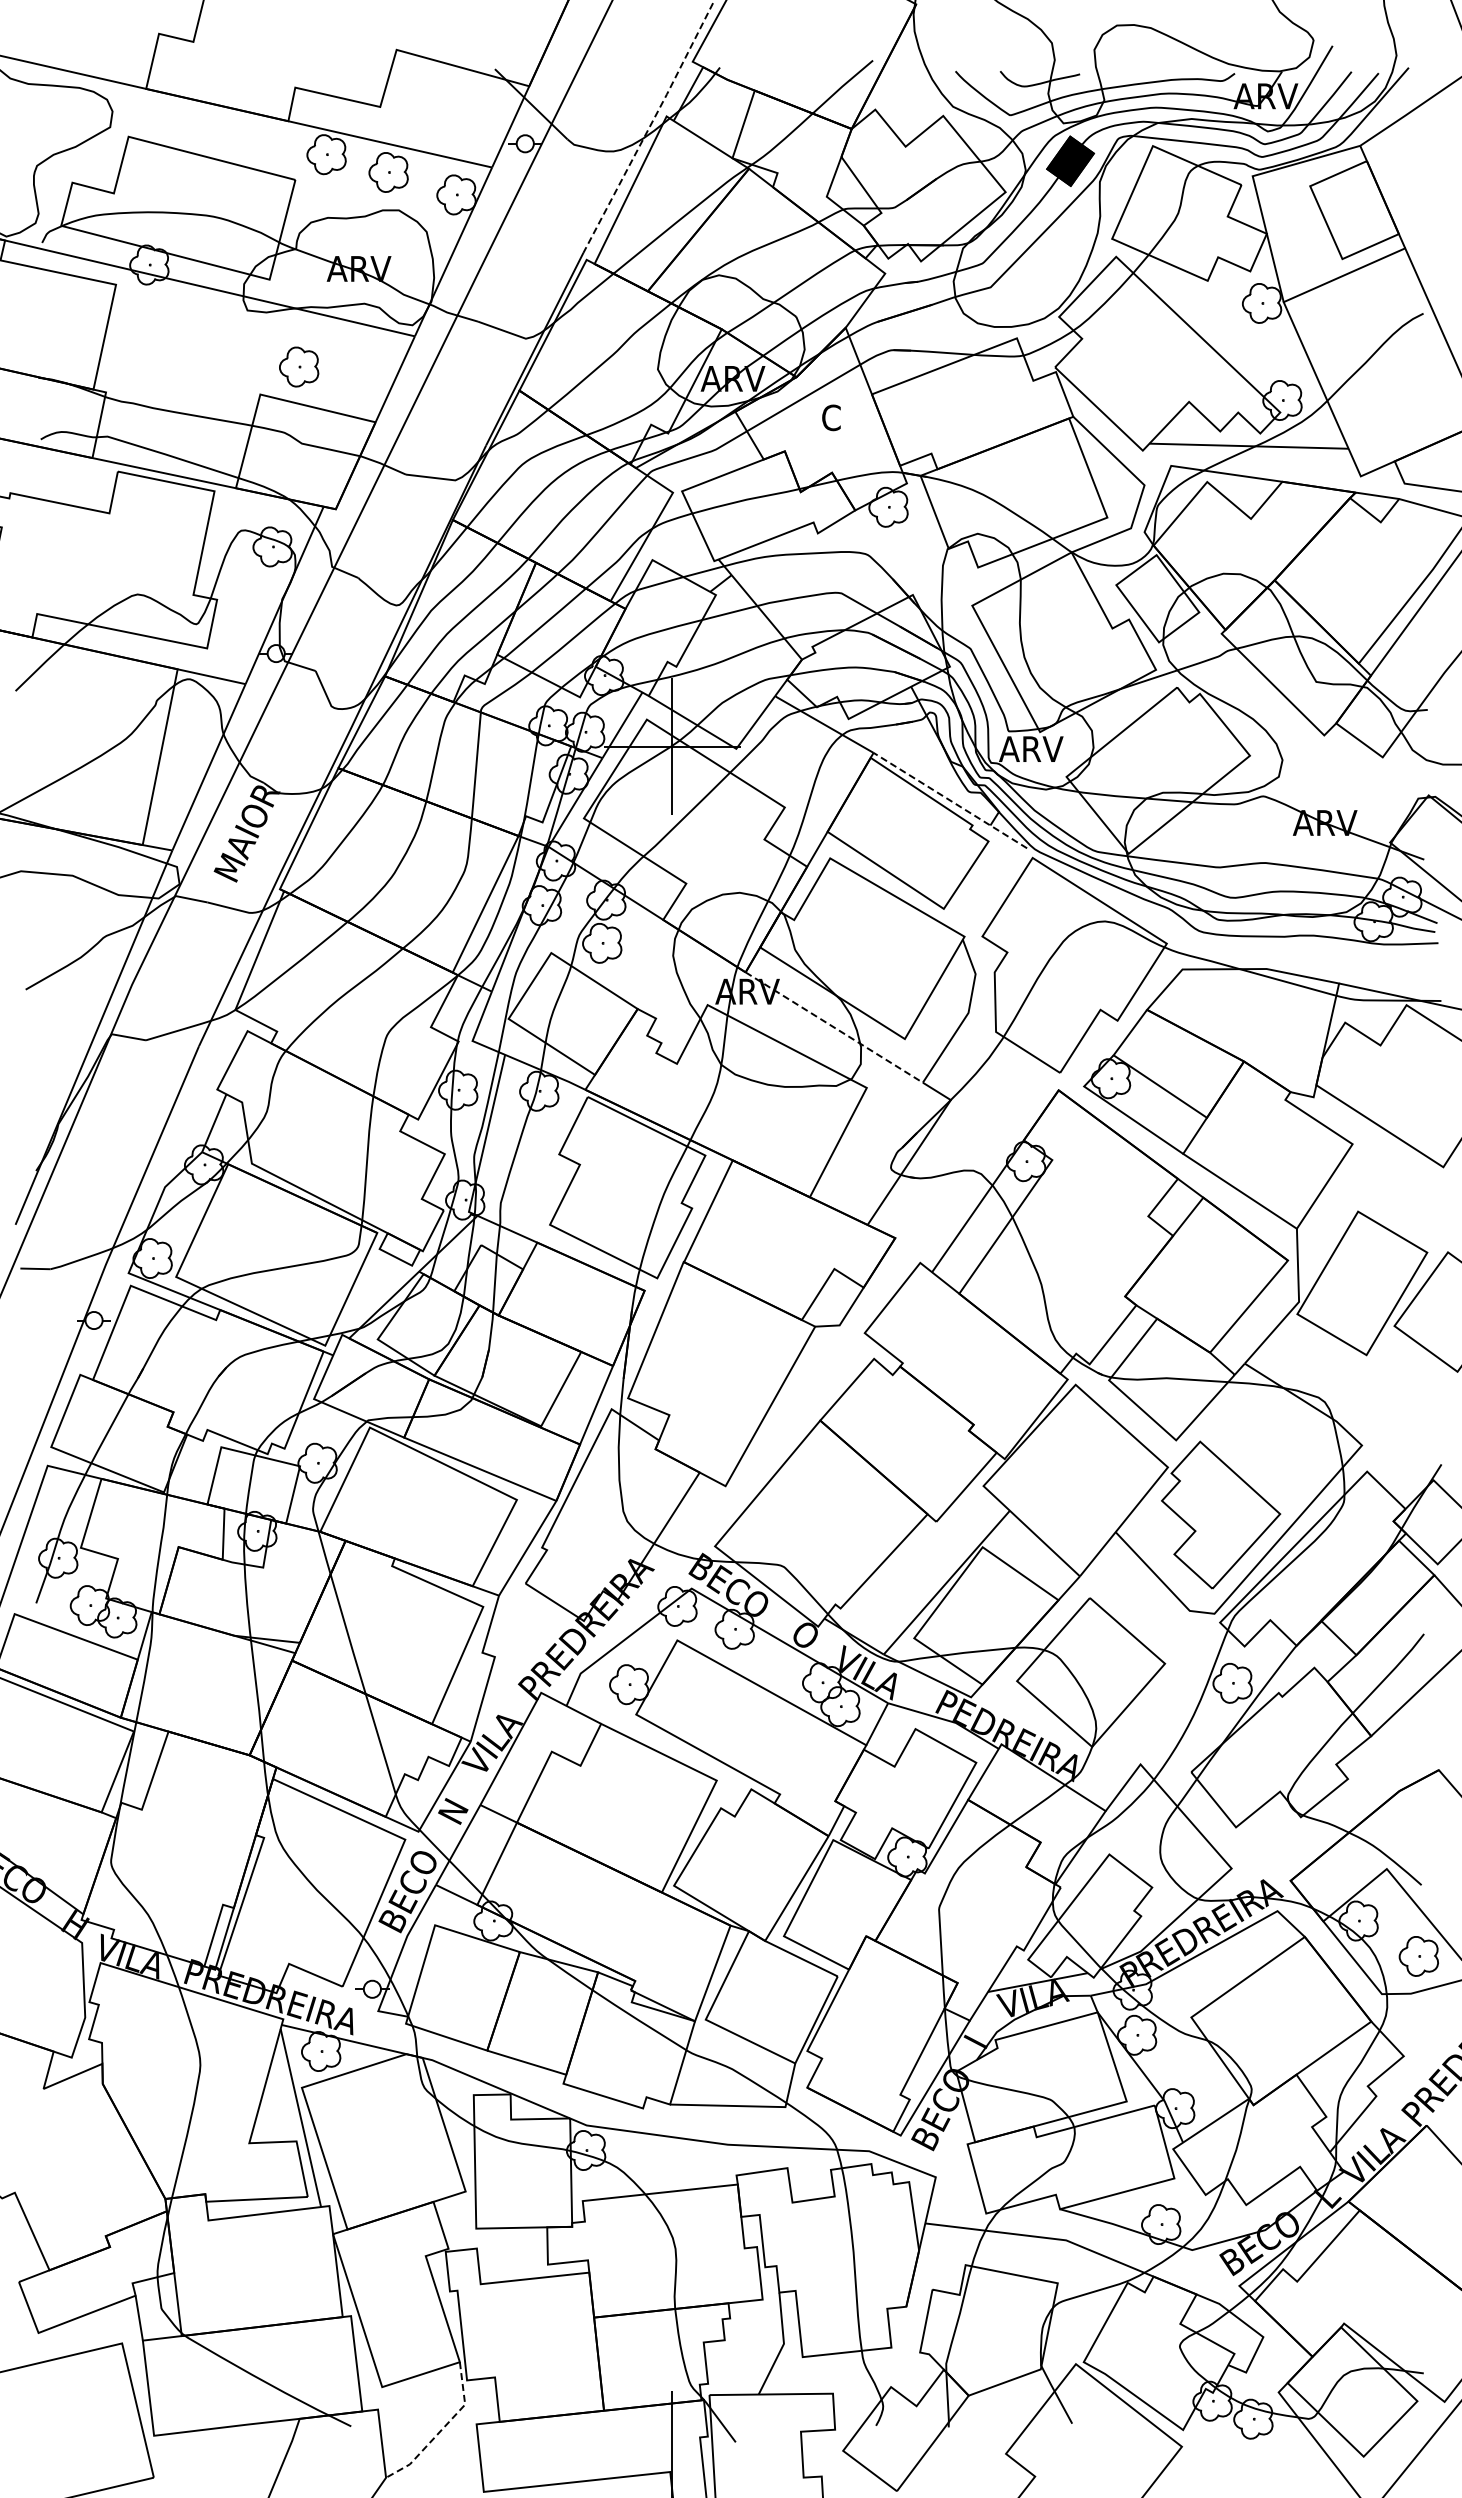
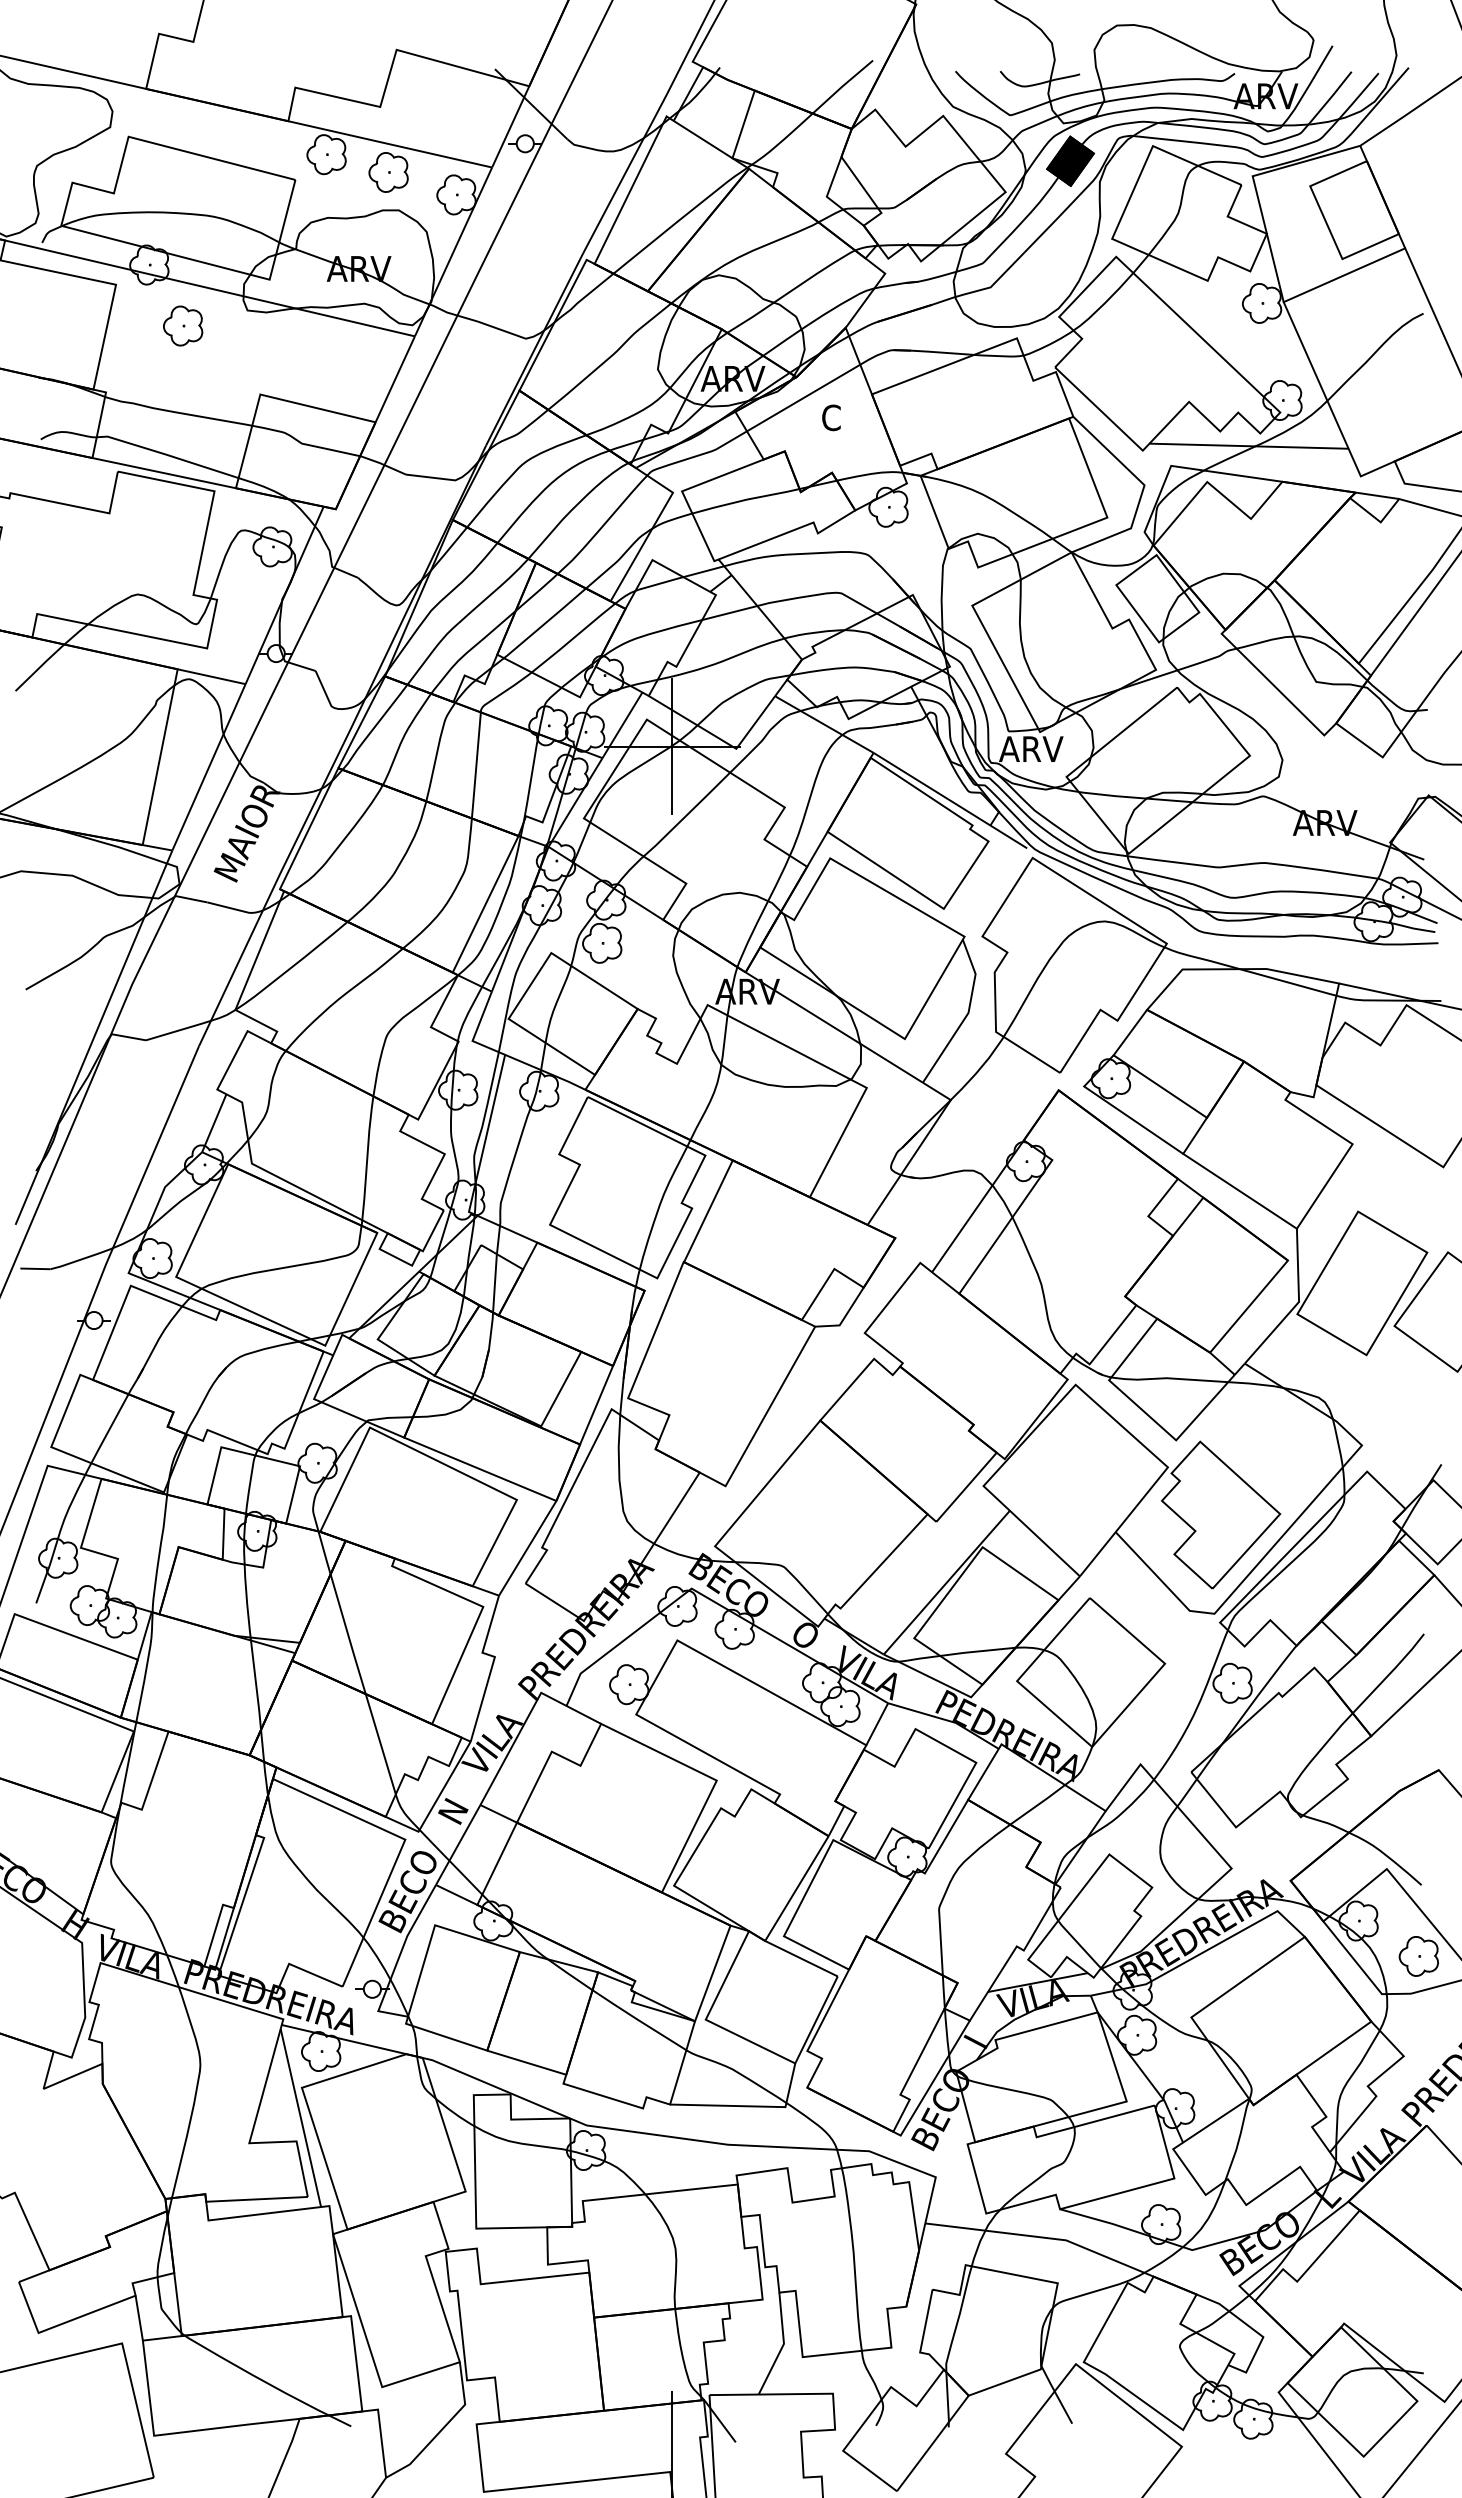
line: dashed -> solid (649, 126)
part position: (299, 366) -> (183, 325) (183, 325)
line: dashed -> solid (950, 800)
line: dashed -> solid (834, 1027)
line: dashed -> solid (442, 2429)
